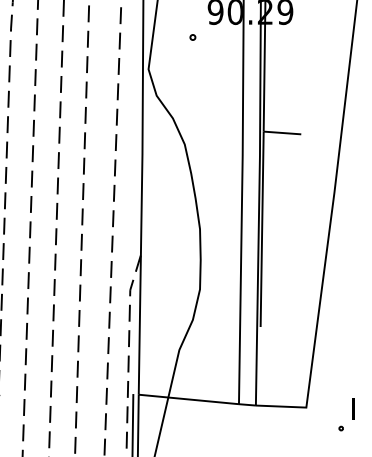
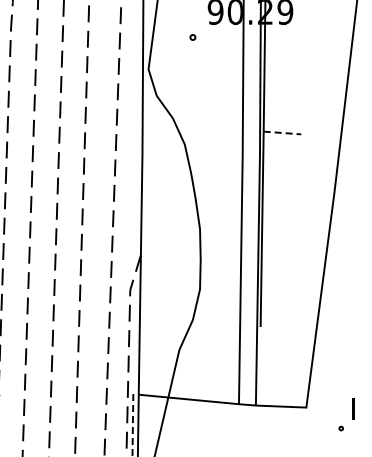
line: solid -> dashed (282, 132)
line: solid -> dashed (132, 425)
